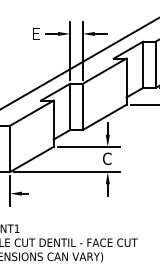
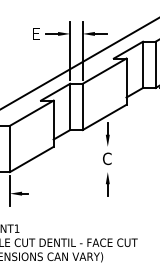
line: present -> none (143, 104)
line: present -> none (88, 146)
line: present -> none (66, 172)
